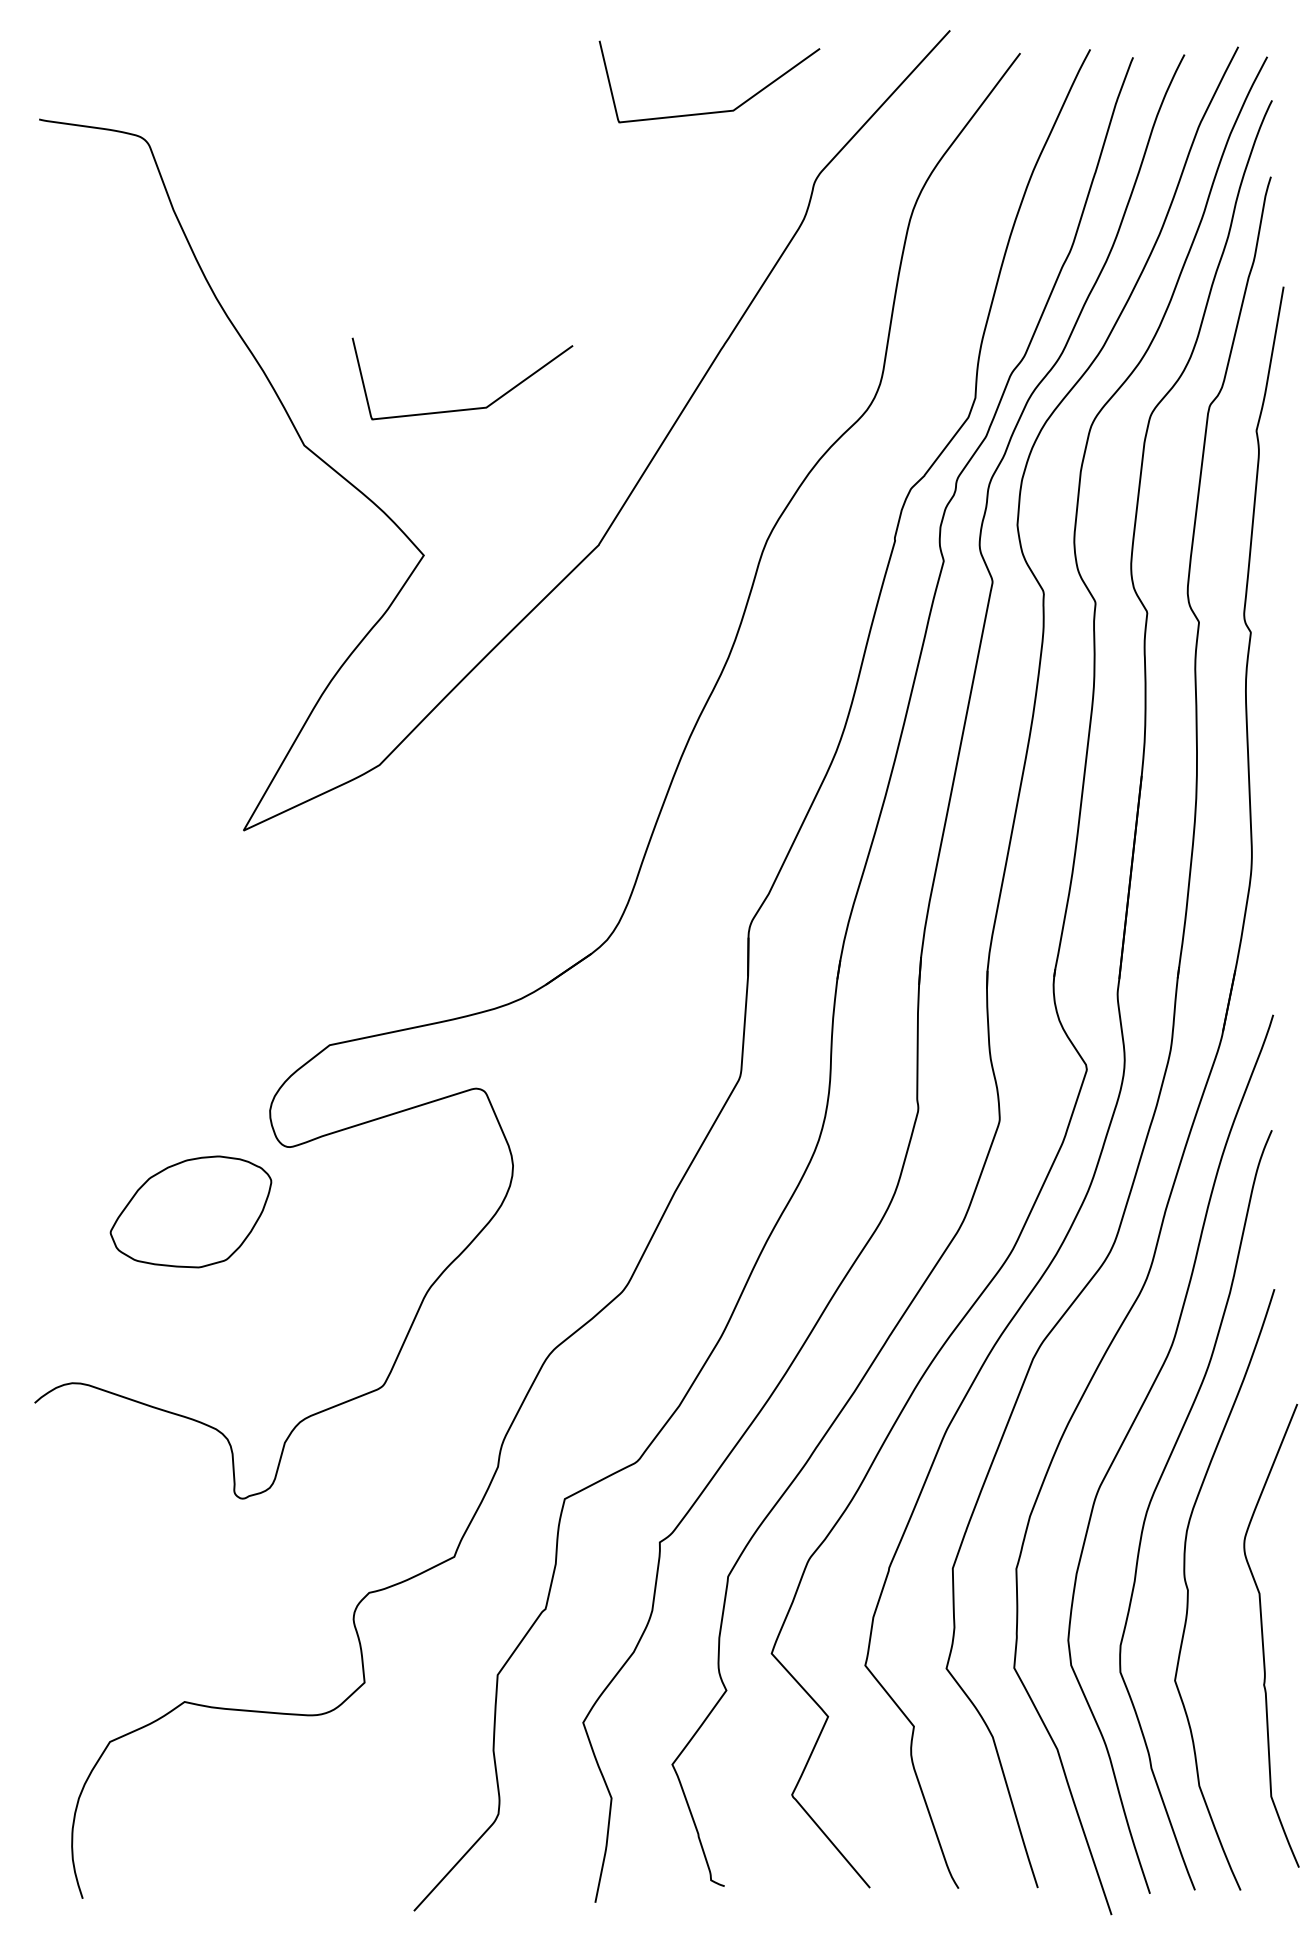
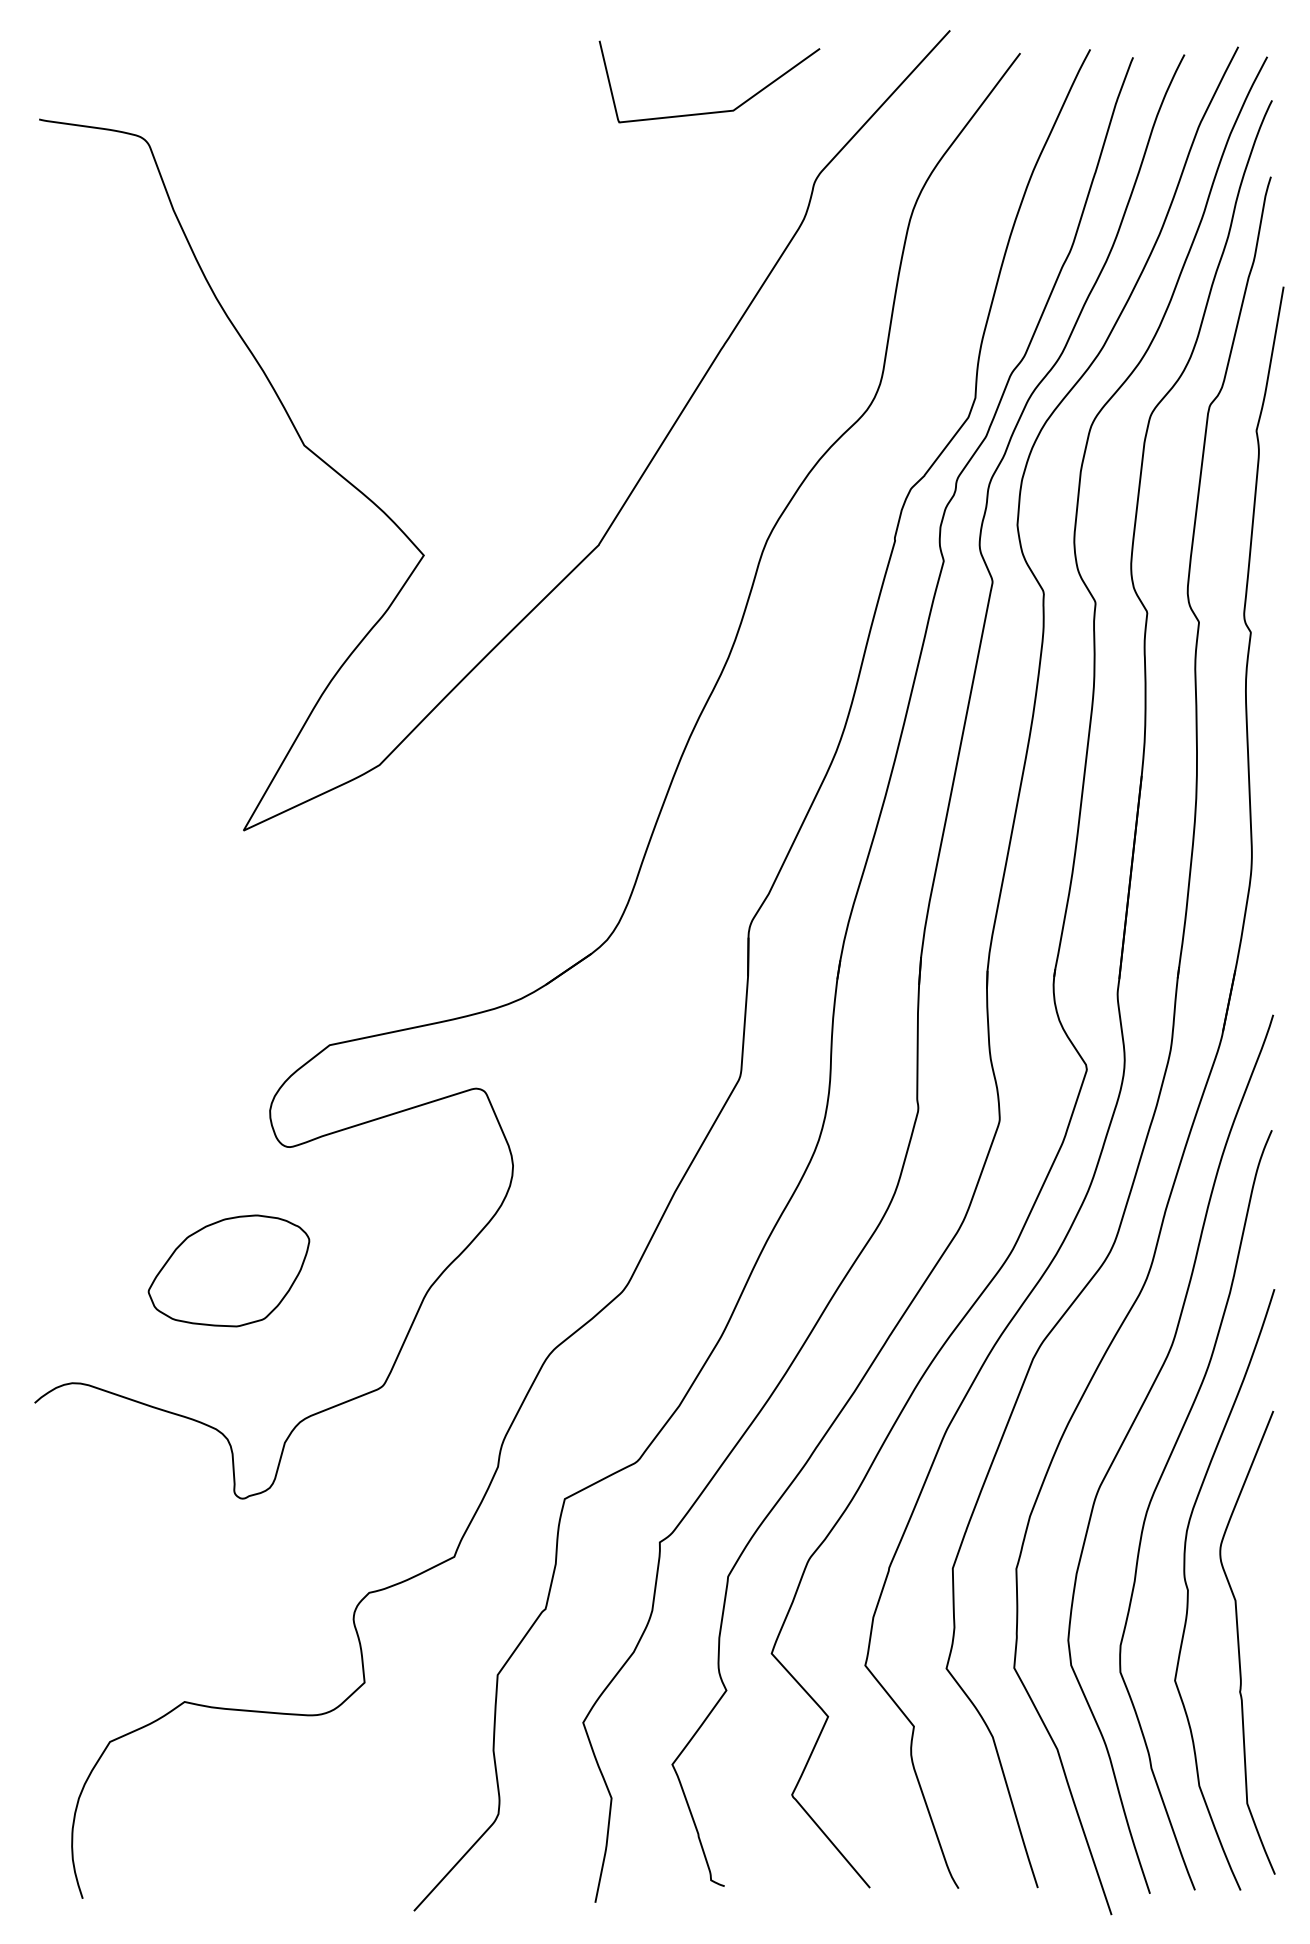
curve: present -> none (465, 408)
part position: (190, 1211) -> (228, 1270) (228, 1270)
curve position: (1263, 1635) -> (1239, 1642) (1239, 1642)
